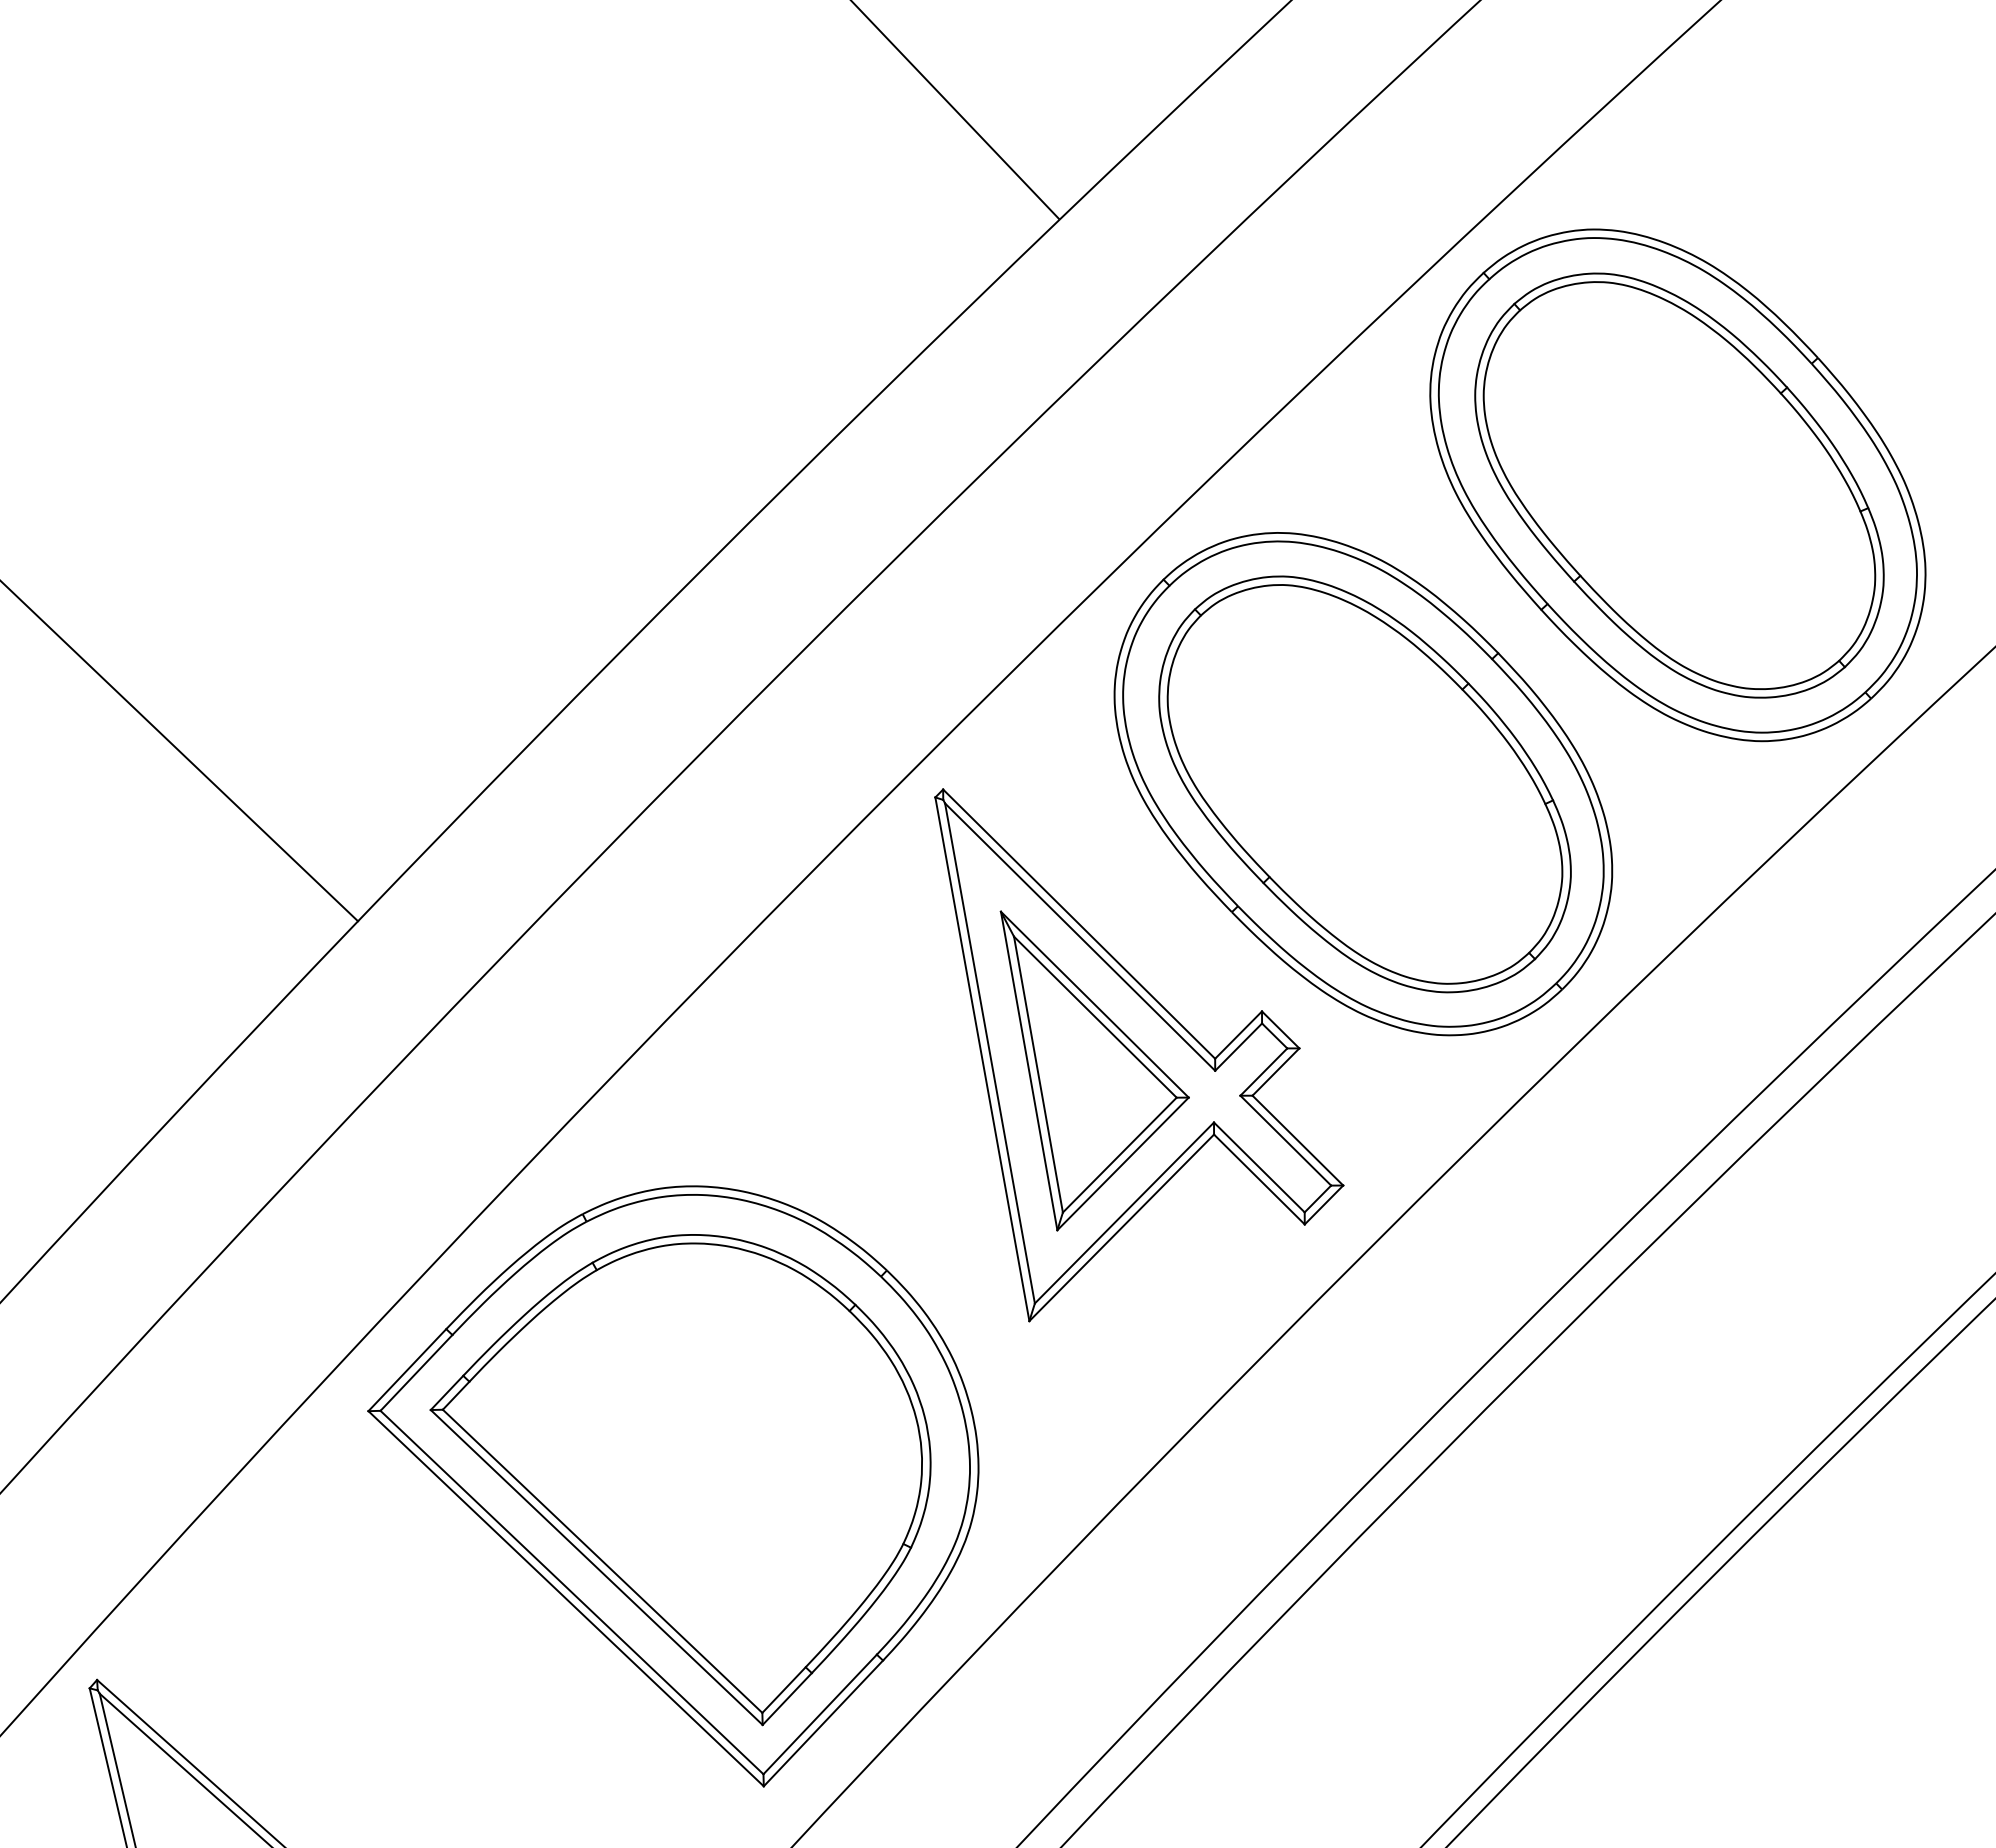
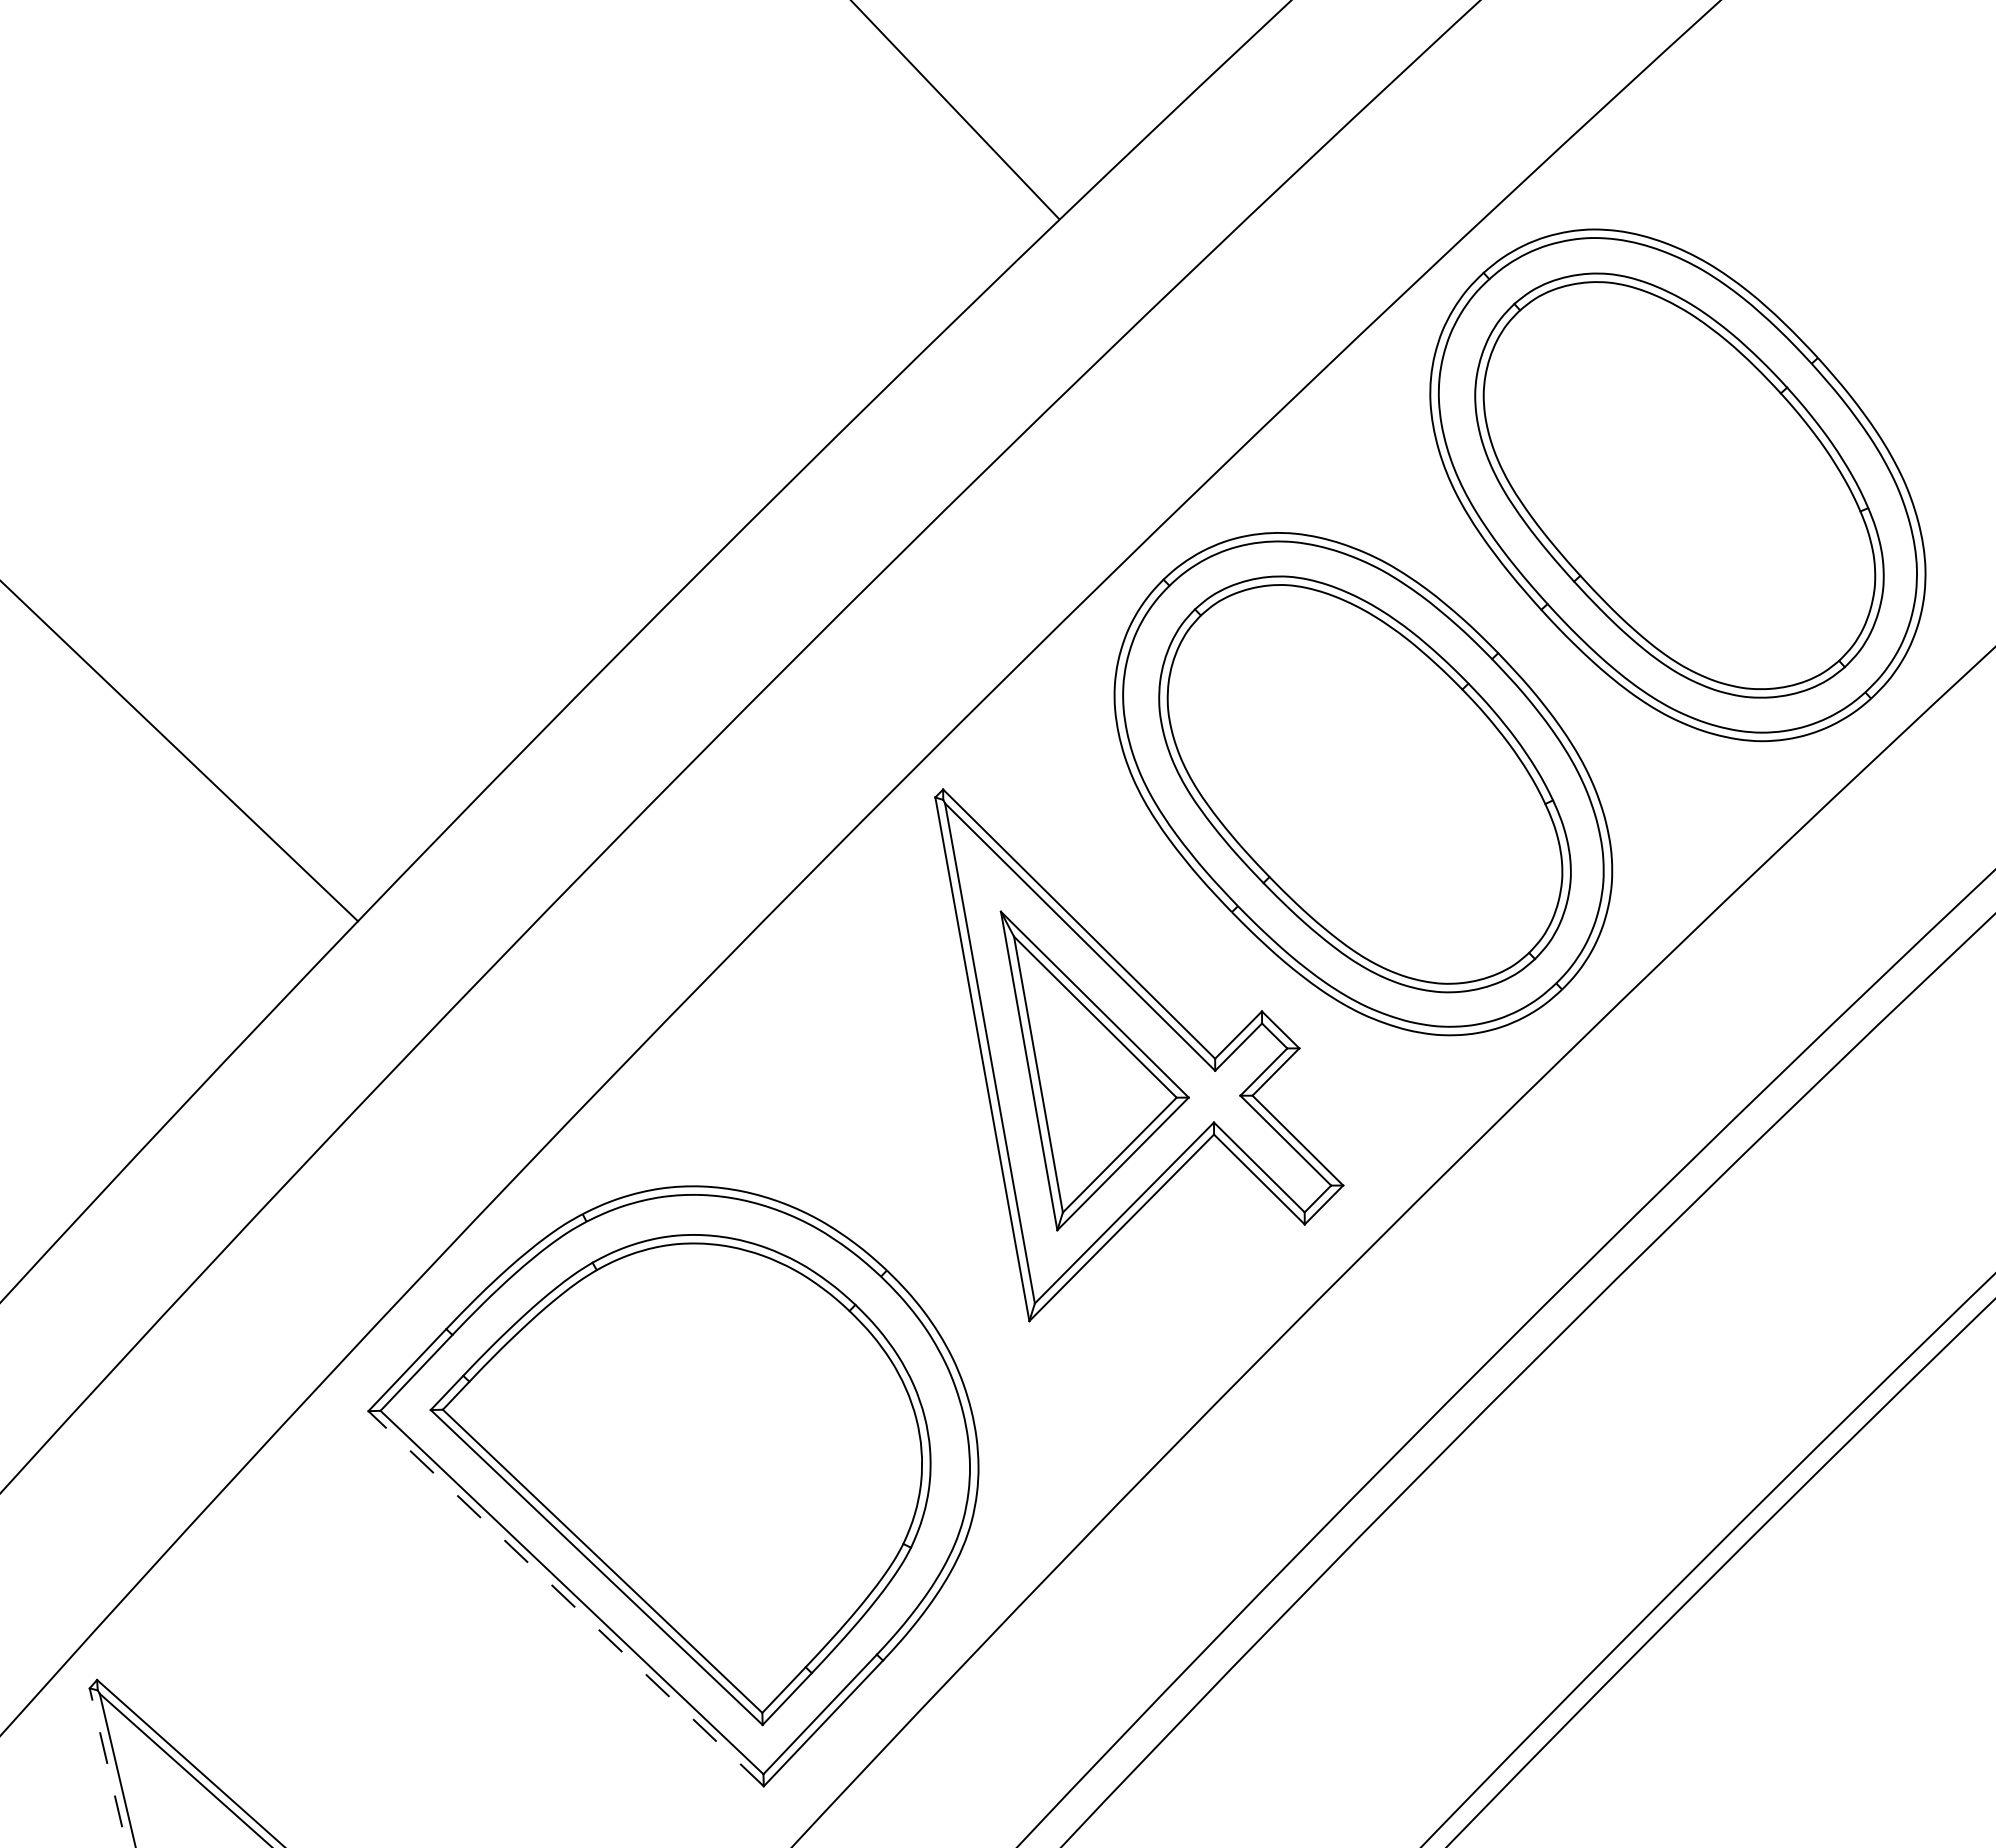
line: solid -> dashed (565, 1598)
line: solid -> dashed (108, 1768)
